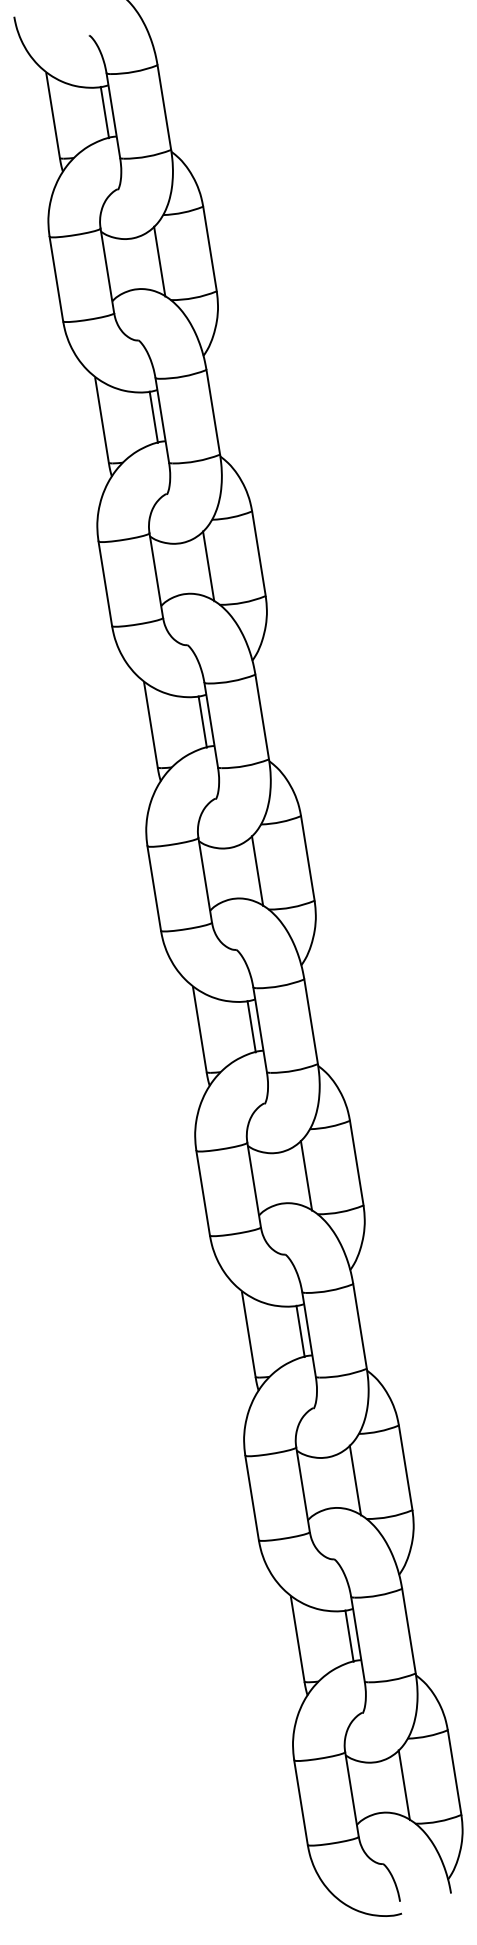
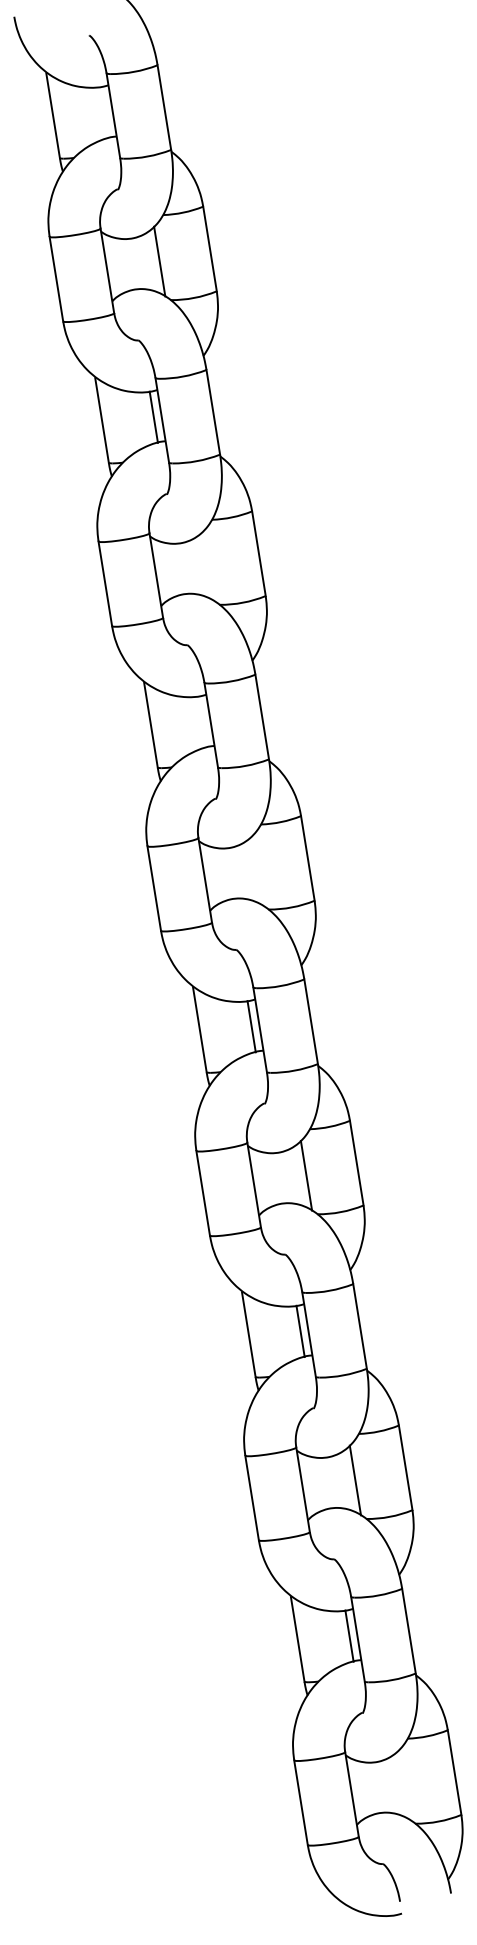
line: present -> none (104, 112)
line: present -> none (208, 566)
line: present -> none (202, 721)
line: present -> none (257, 870)
line: present -> none (403, 1785)
